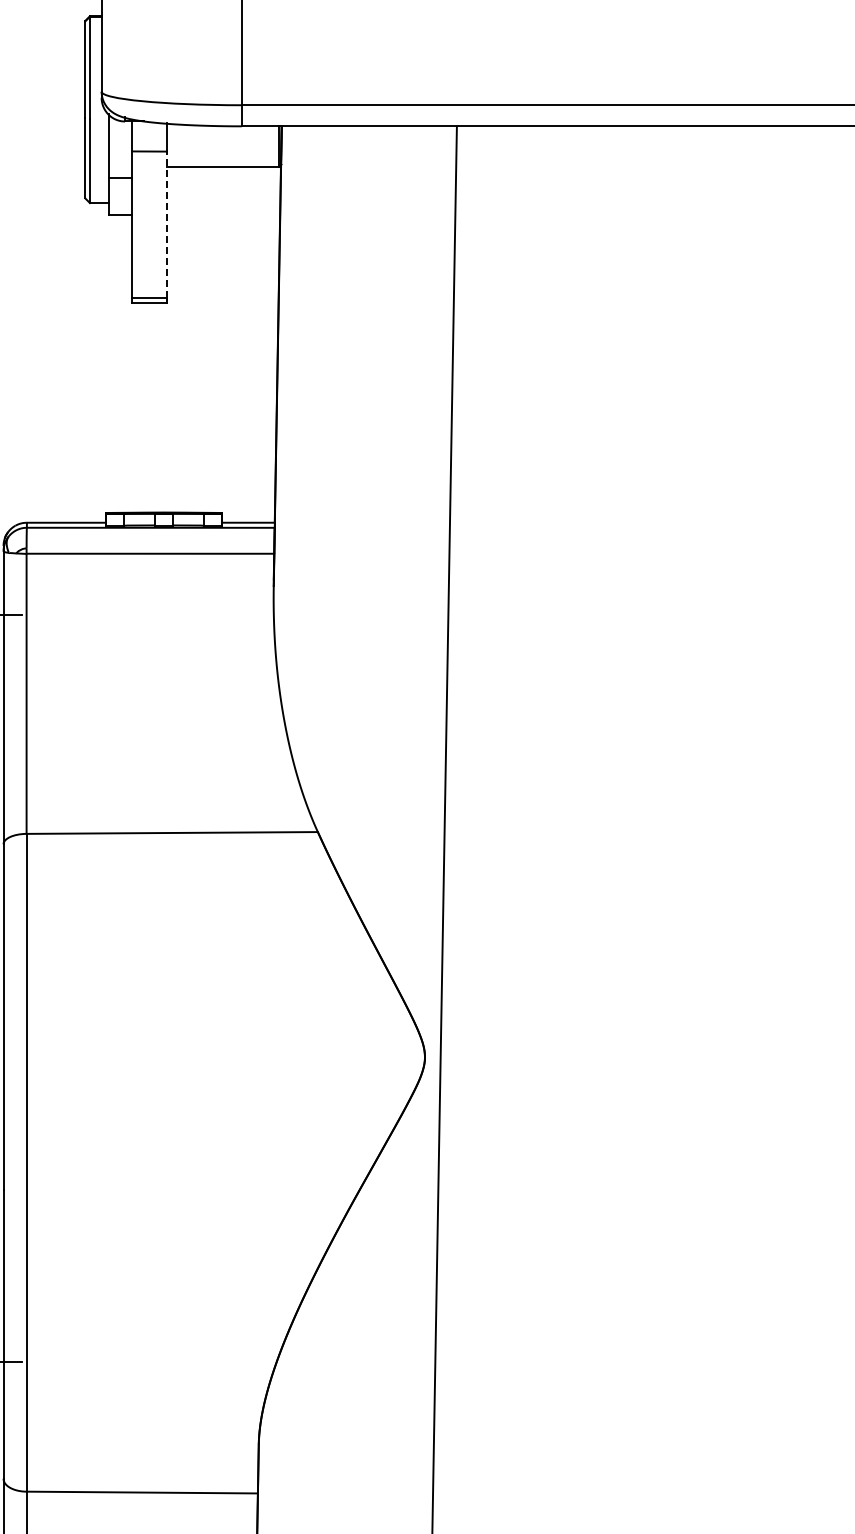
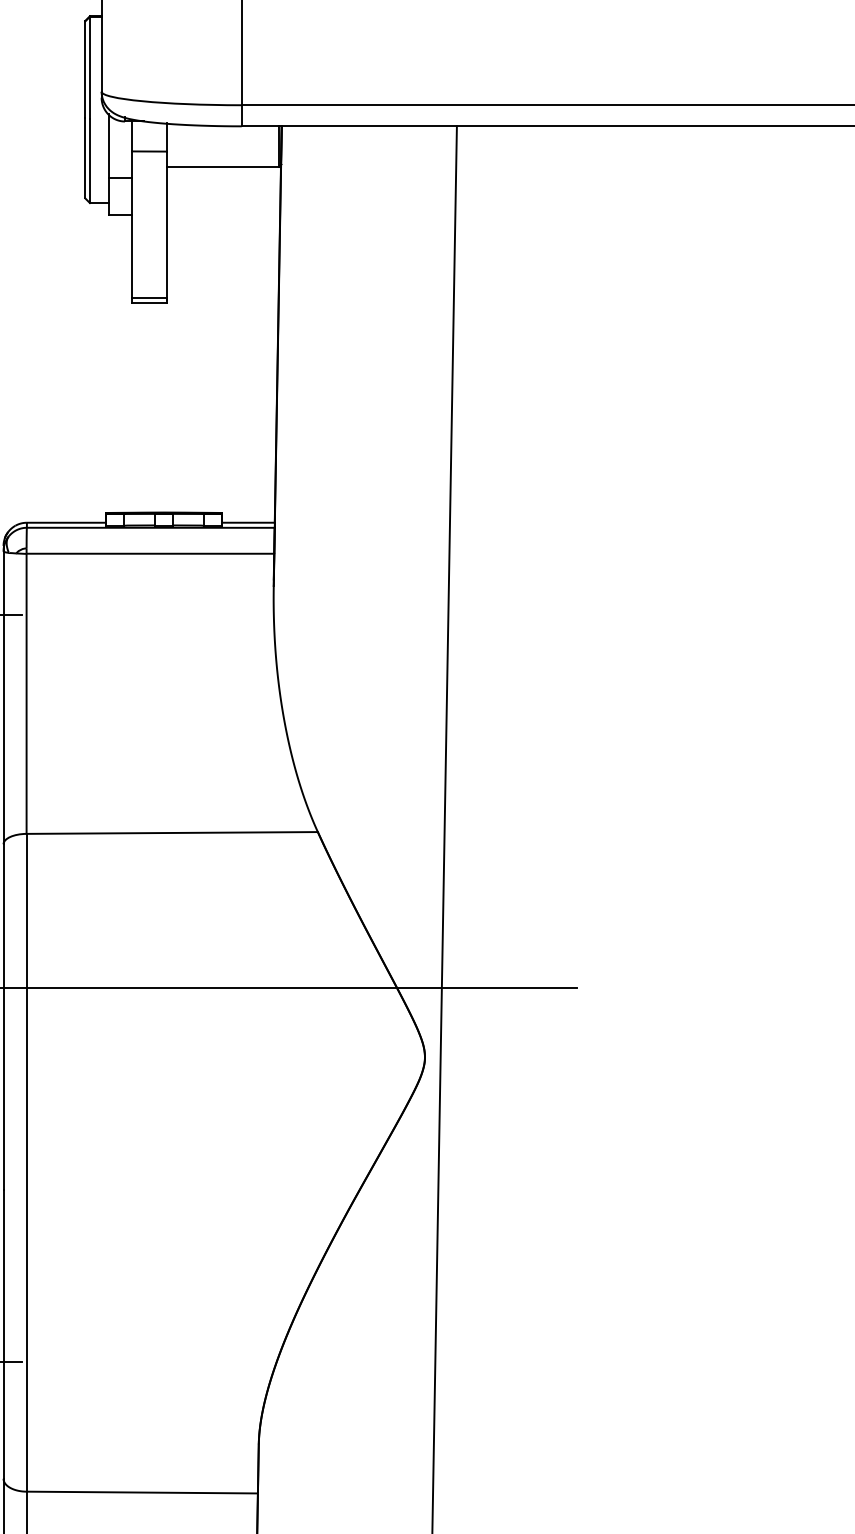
line: dashed -> solid (167, 224)
line: none -> present (289, 988)
